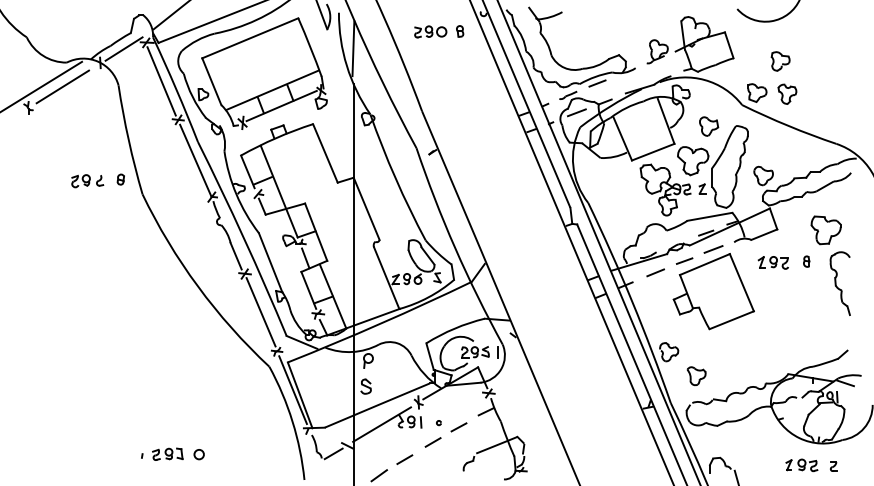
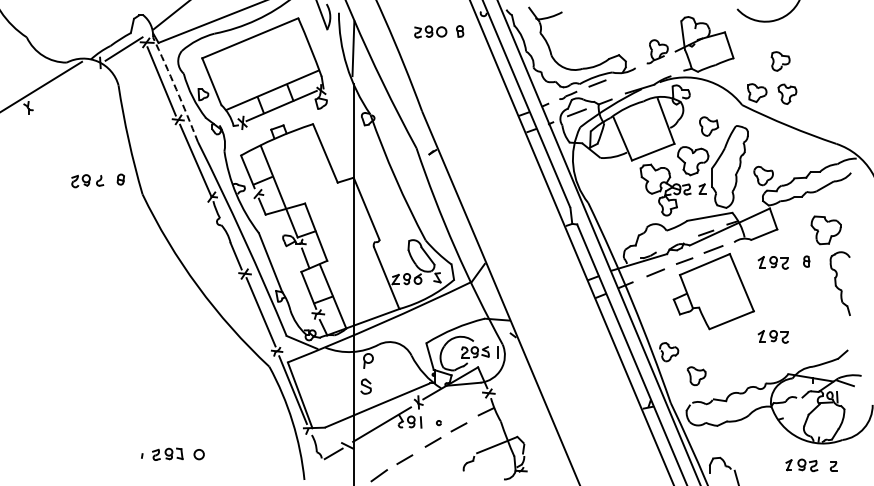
line: present -> none (62, 86)
arc: solid -> dashed (176, 89)
part: none -> present (772, 336)
